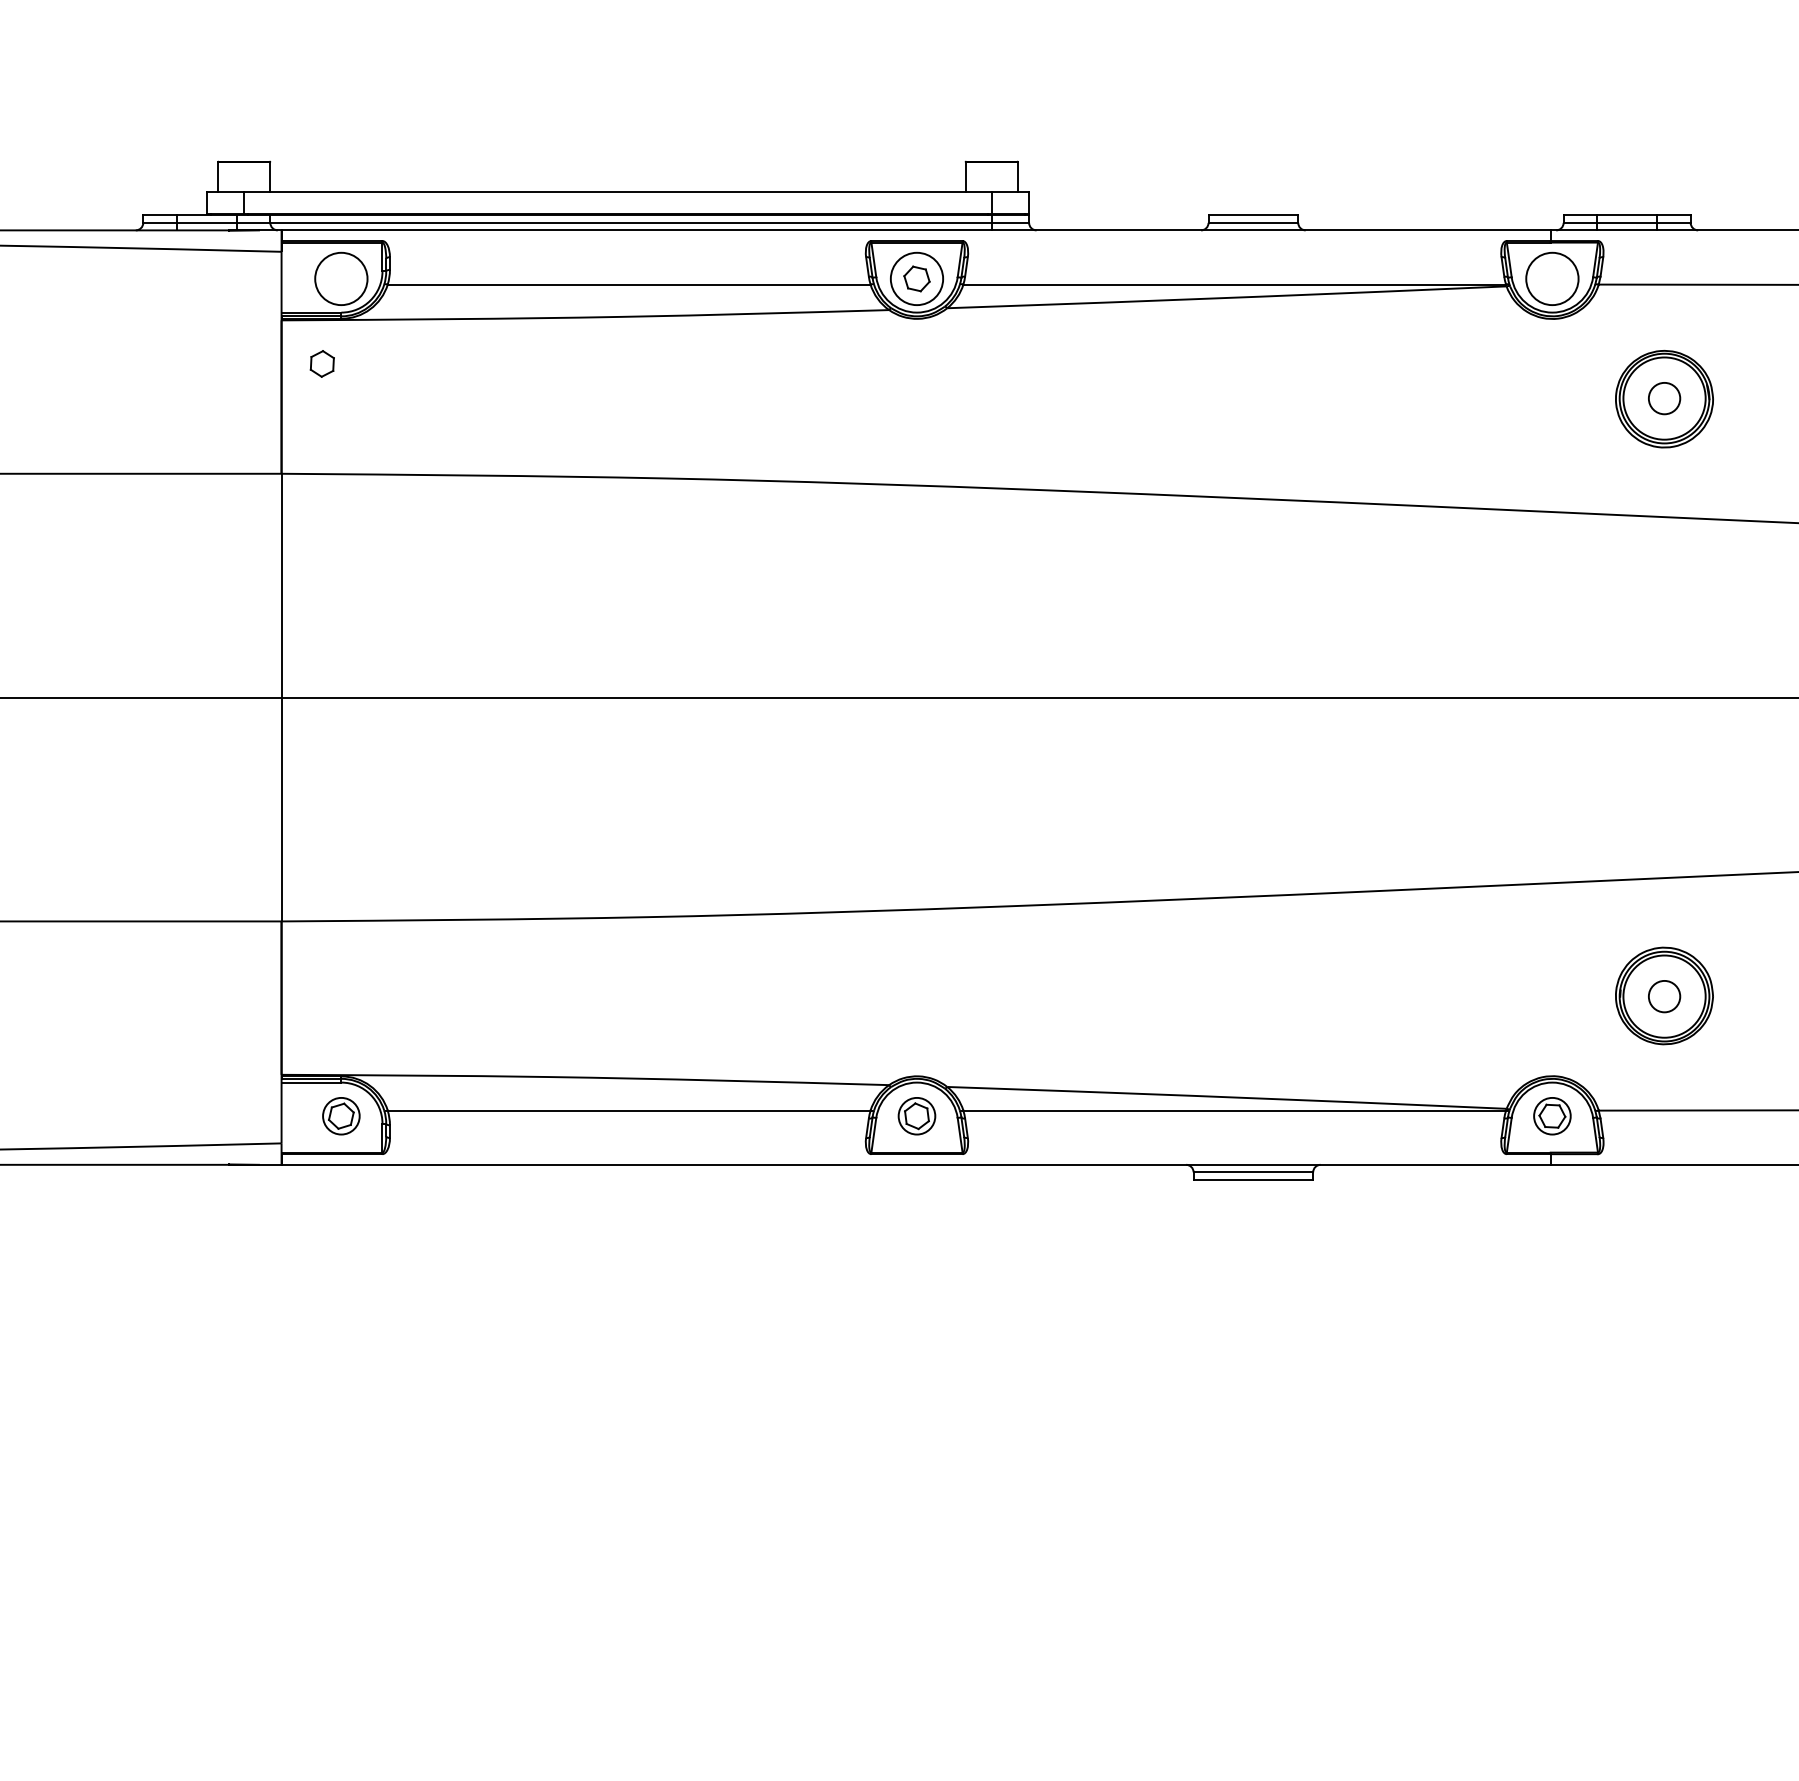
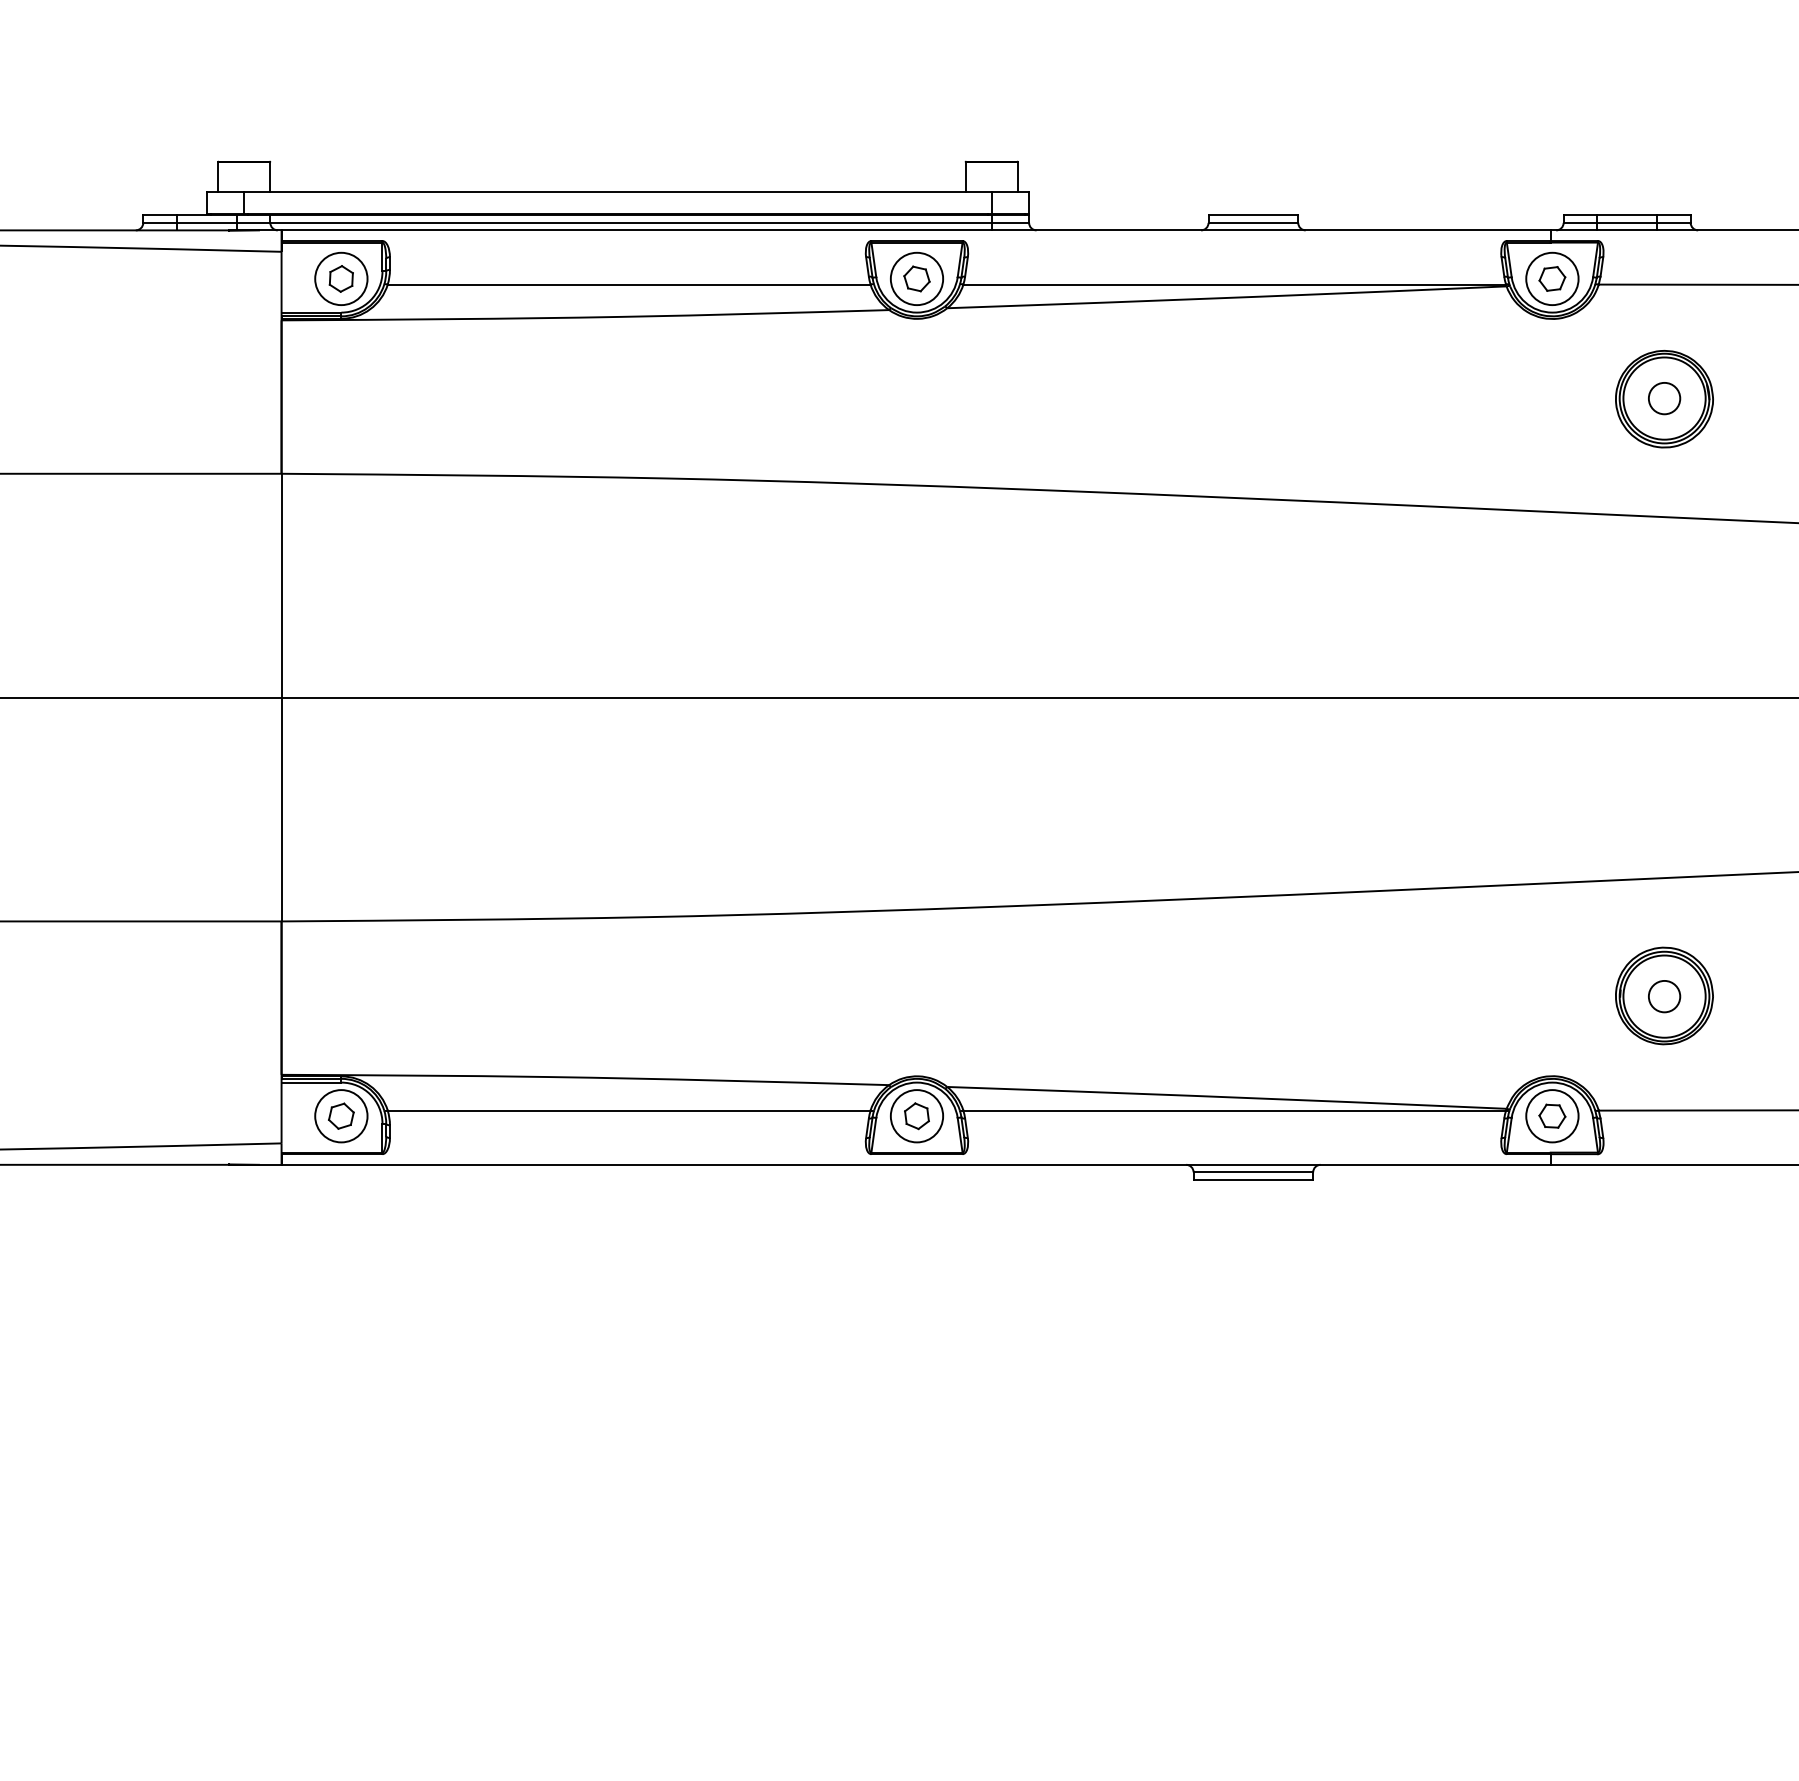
part: none -> present (1552, 278)
part position: (321, 363) -> (340, 278) (340, 278)
circle diameter: 37 px -> 52 px (341, 1116)
circle diameter: 37 px -> 52 px (916, 1116)
circle diameter: 37 px -> 52 px (1552, 1116)
